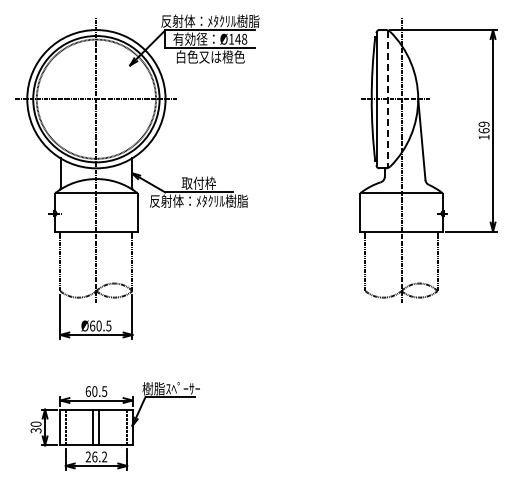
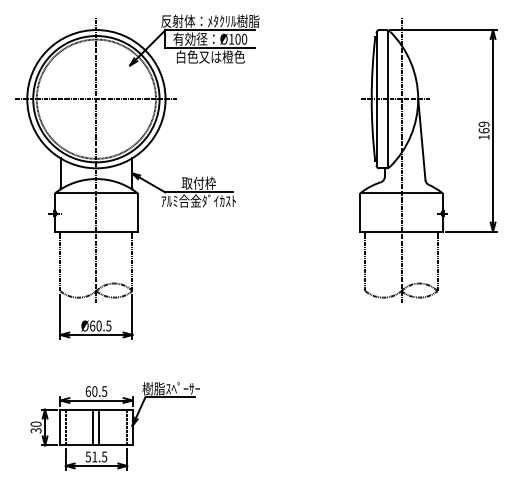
text: Ø148 -> Ø100 (241, 38)
line: dashed -> solid (388, 99)
text: 反射体：ﾒﾀｸﾘﾙ樹脂 -> ｱﾙﾐ合金ﾀﾞｲｶｽﾄ (198, 200)
text: 26.2 -> 51.5 (96, 456)
